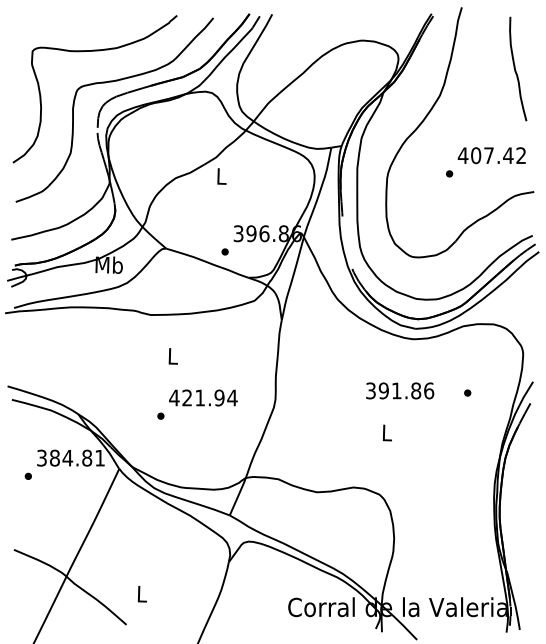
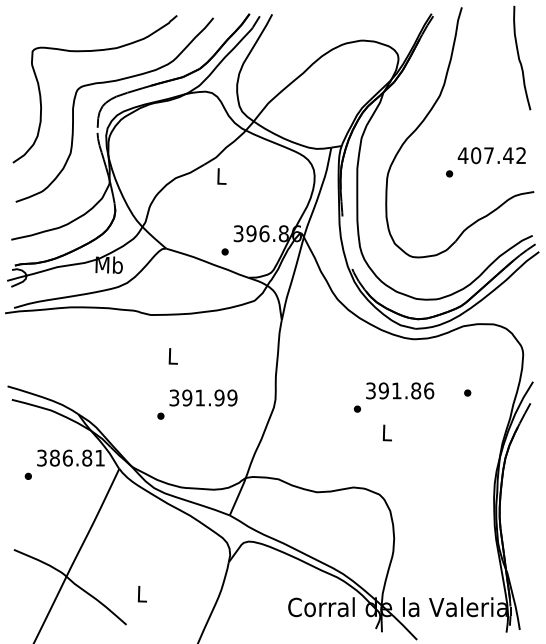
curve position: (516, 70) -> (520, 59) (520, 59)
text: 421.94 -> 391.99 (203, 397)
part: none -> present (356, 408)
text: 384.81 -> 386.81 (67, 457)
